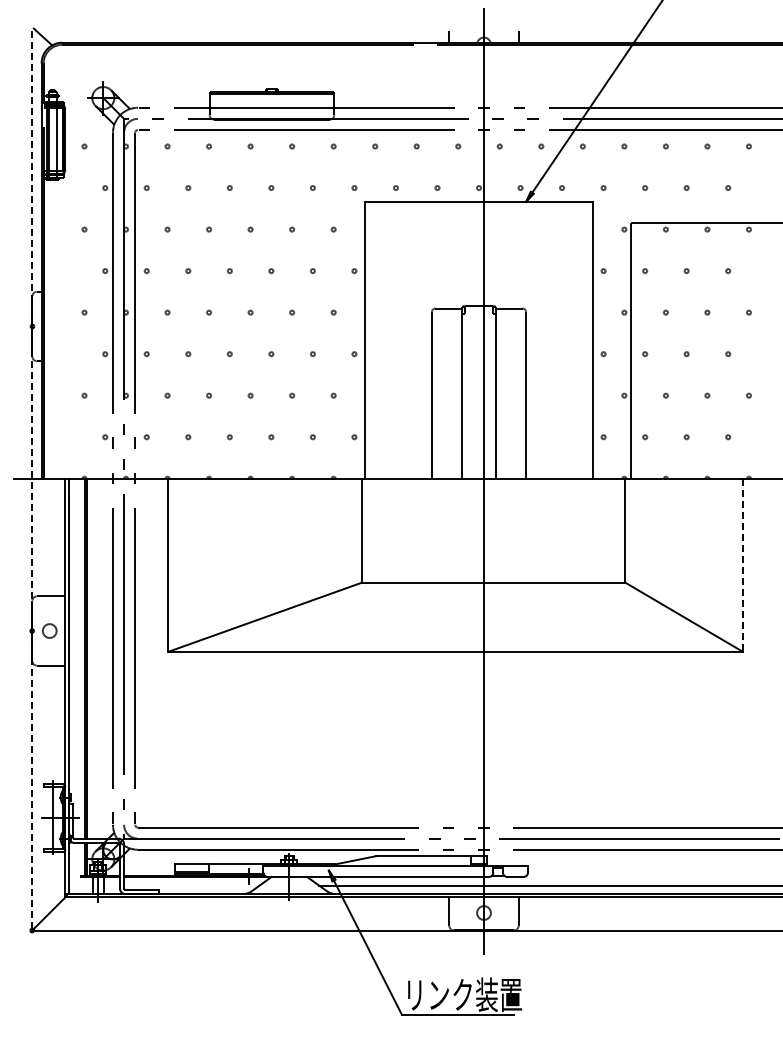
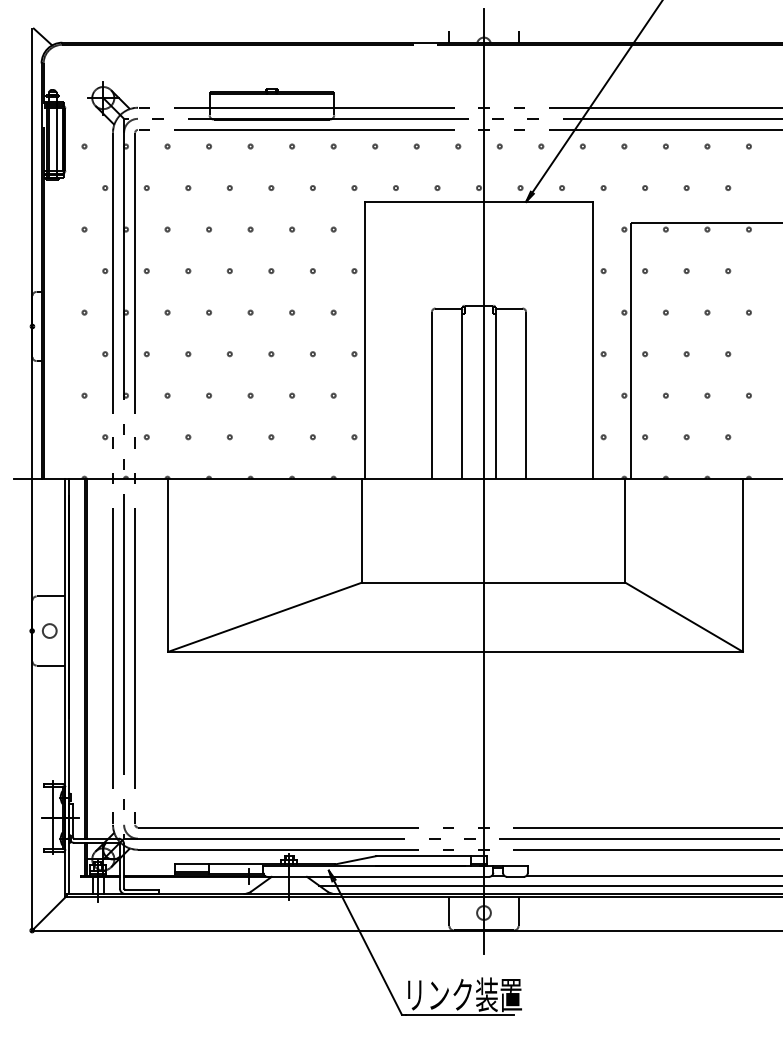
line: dashed -> solid (32, 478)
line: dashed -> solid (742, 565)
line: none -> present (652, 875)
